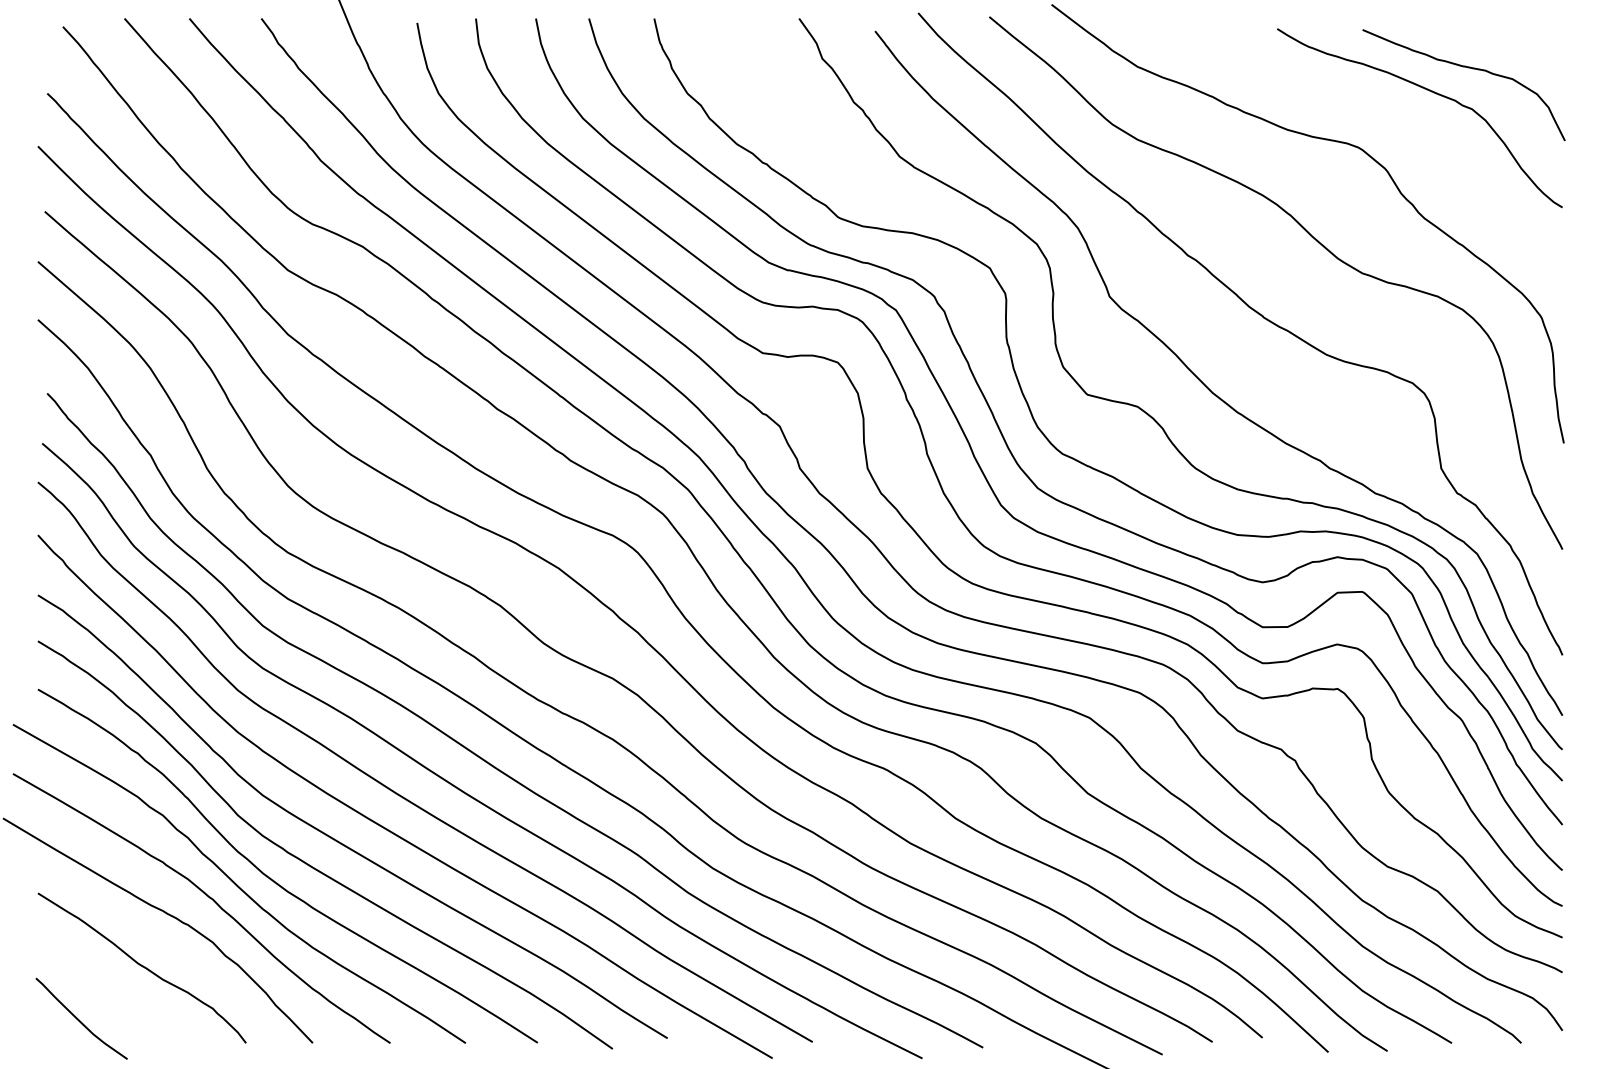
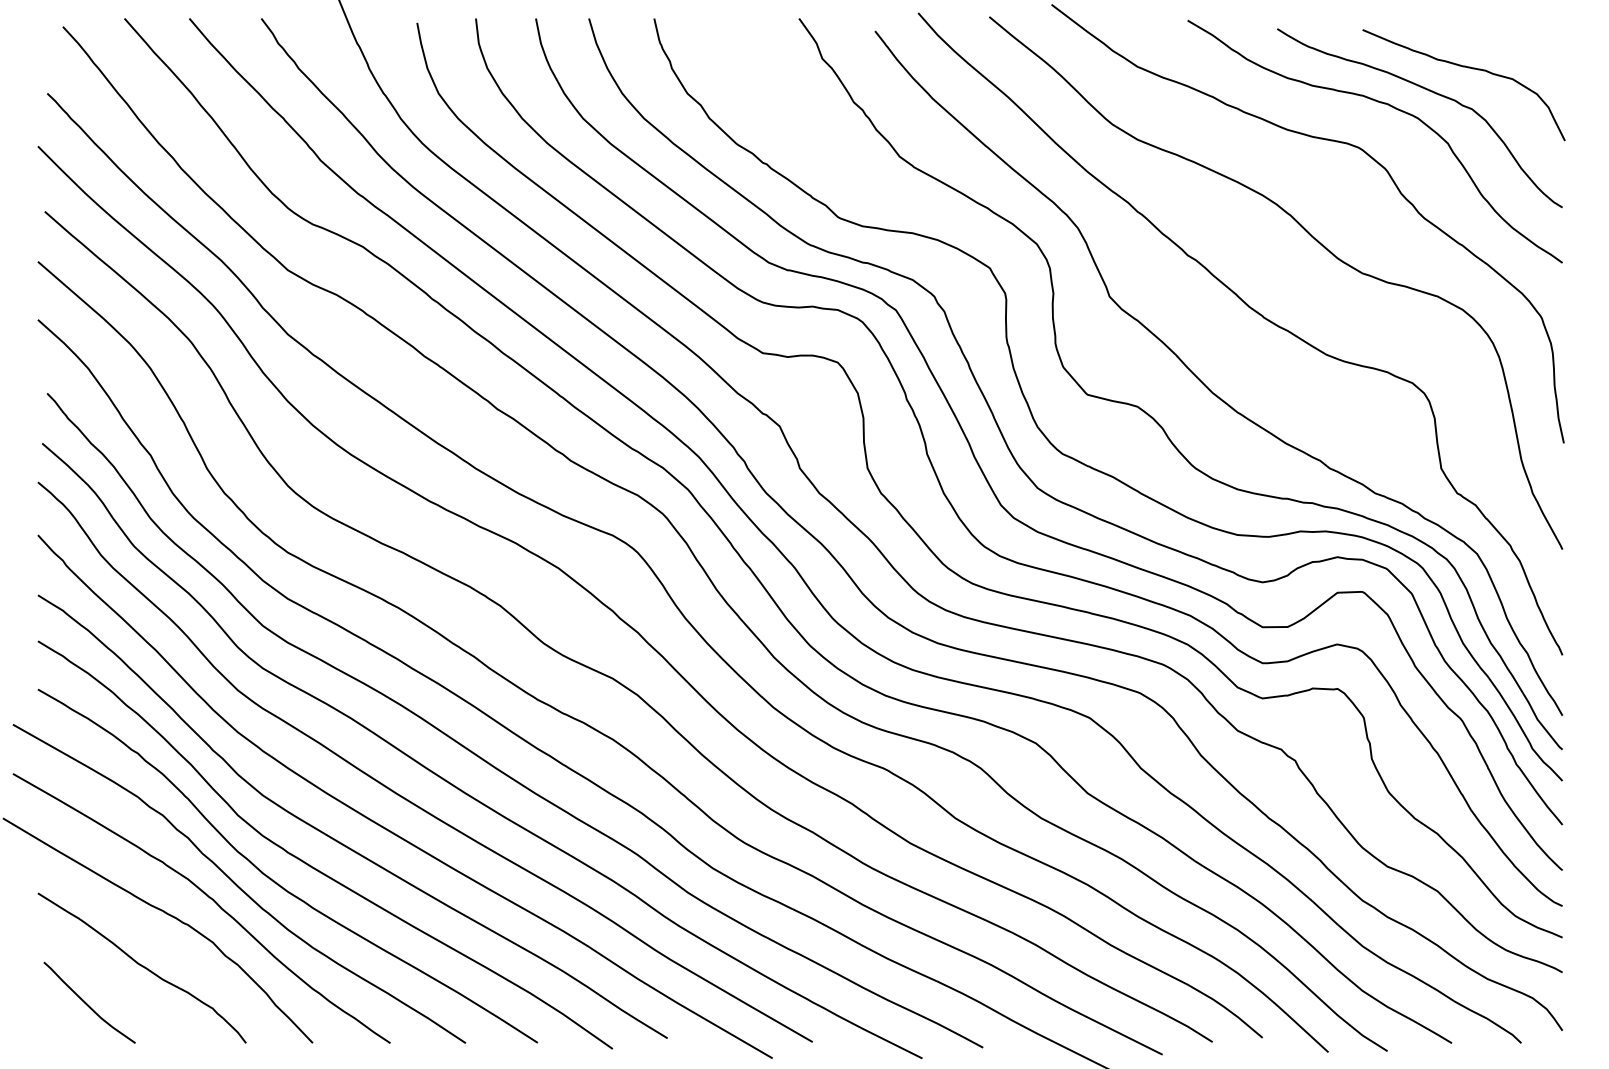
curve: none -> present (1391, 107)
curve position: (79, 1019) -> (87, 1003) (87, 1003)
